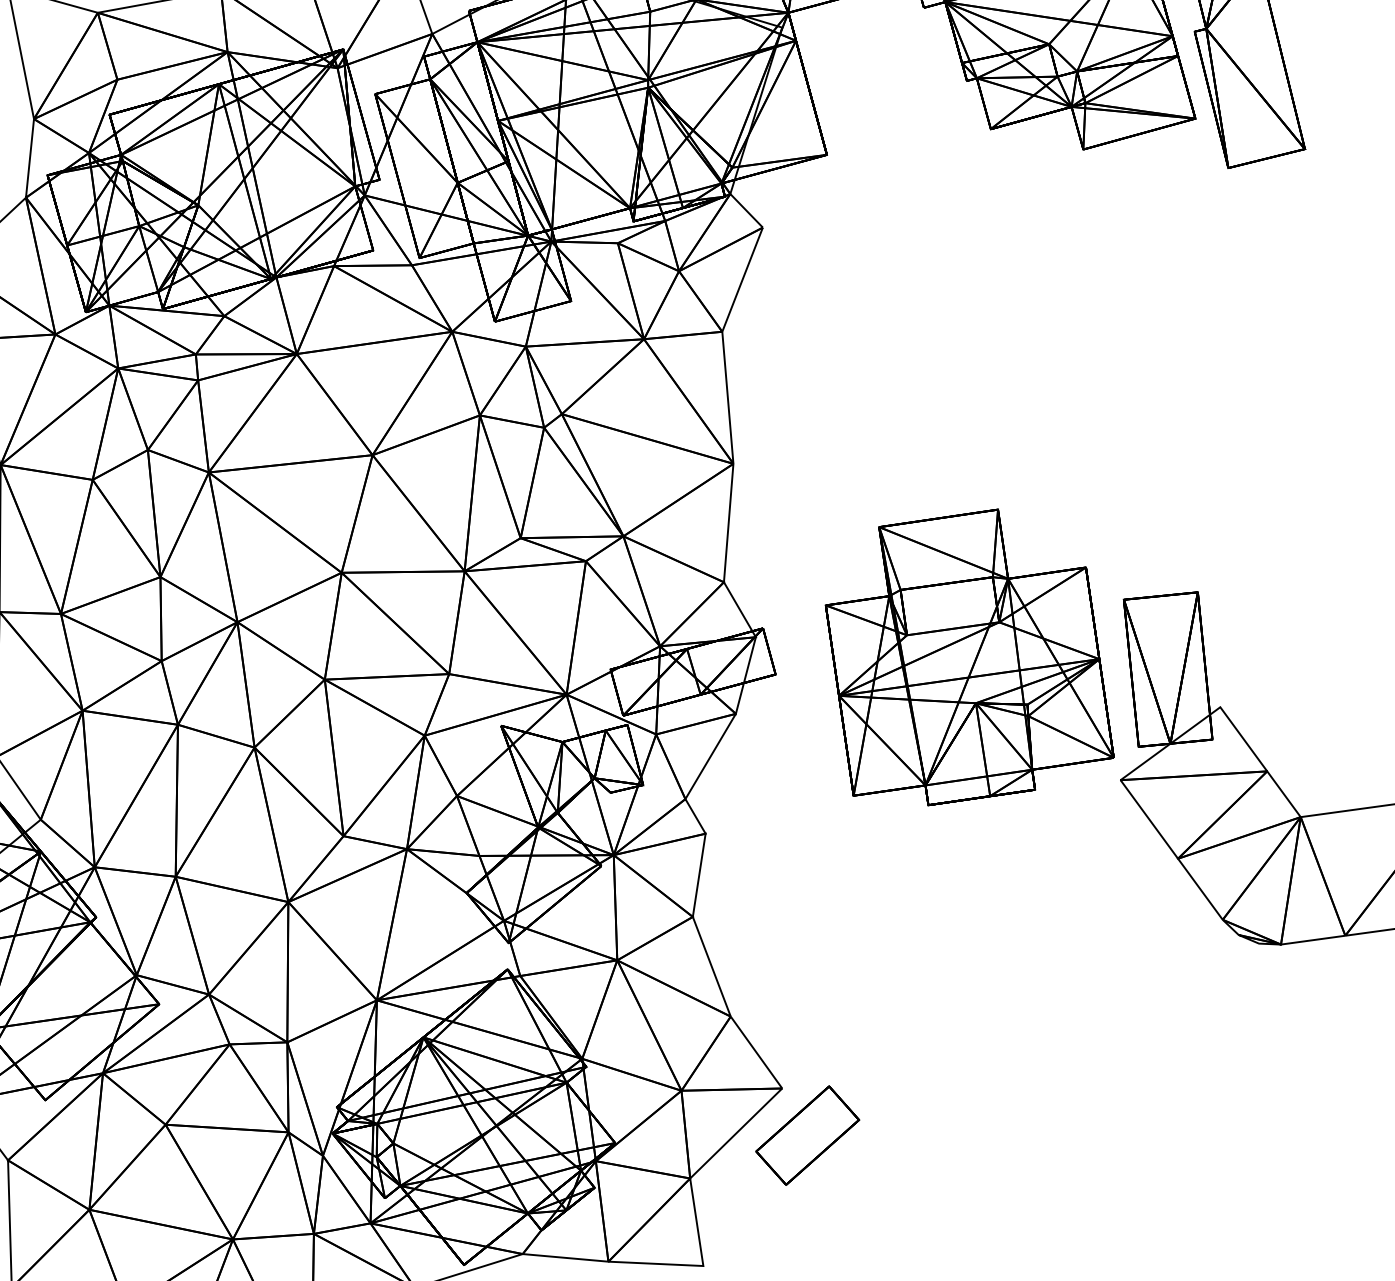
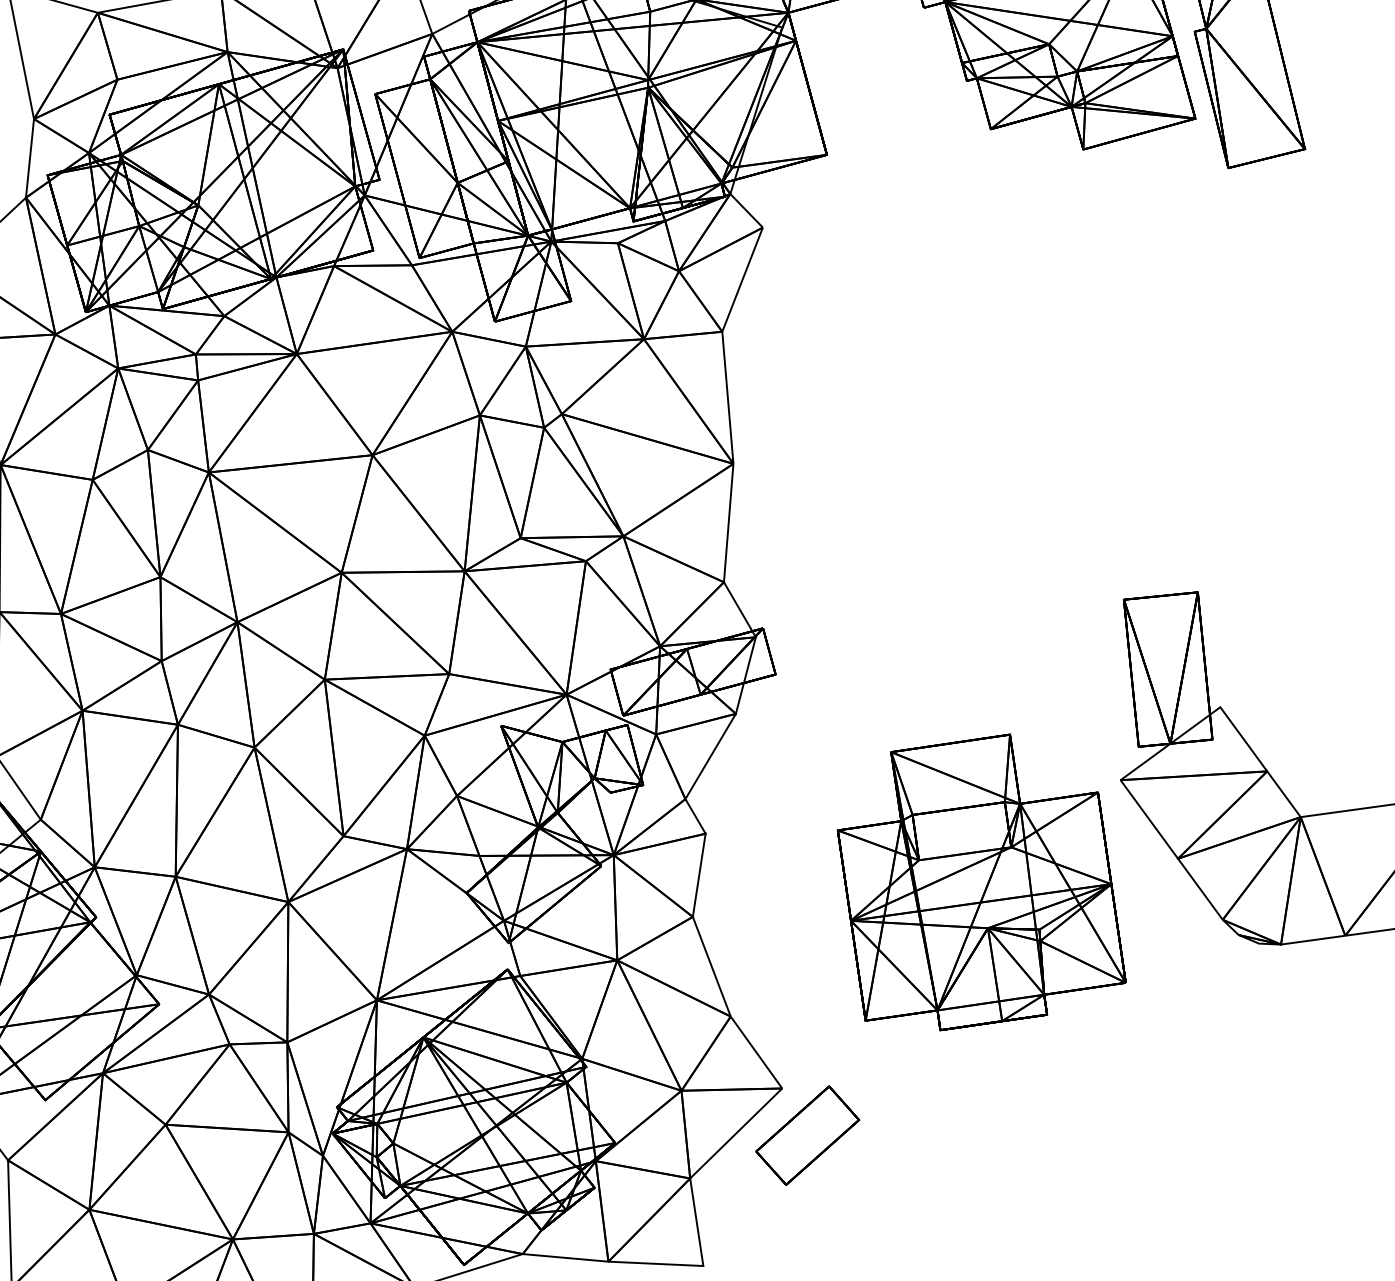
part position: (969, 657) -> (981, 882) (981, 882)
